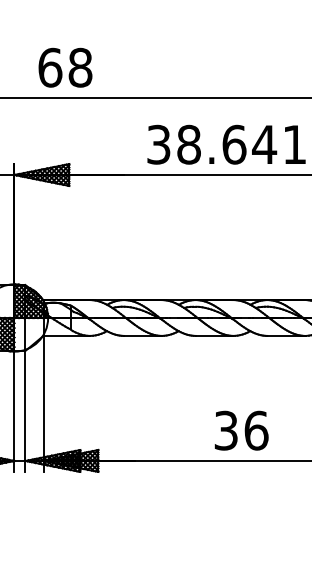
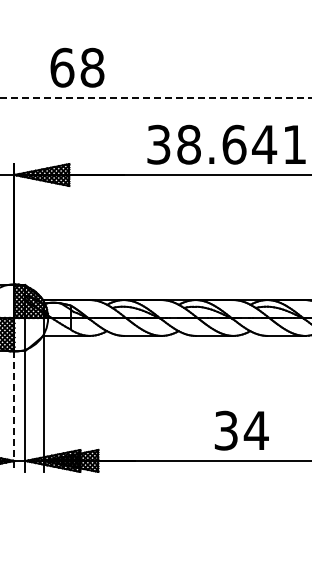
text position: (65, 67) -> (77, 67) (77, 67)
line: solid -> dashed (156, 98)
line: solid -> dashed (14, 411)
text: 36 -> 34 (255, 430)
